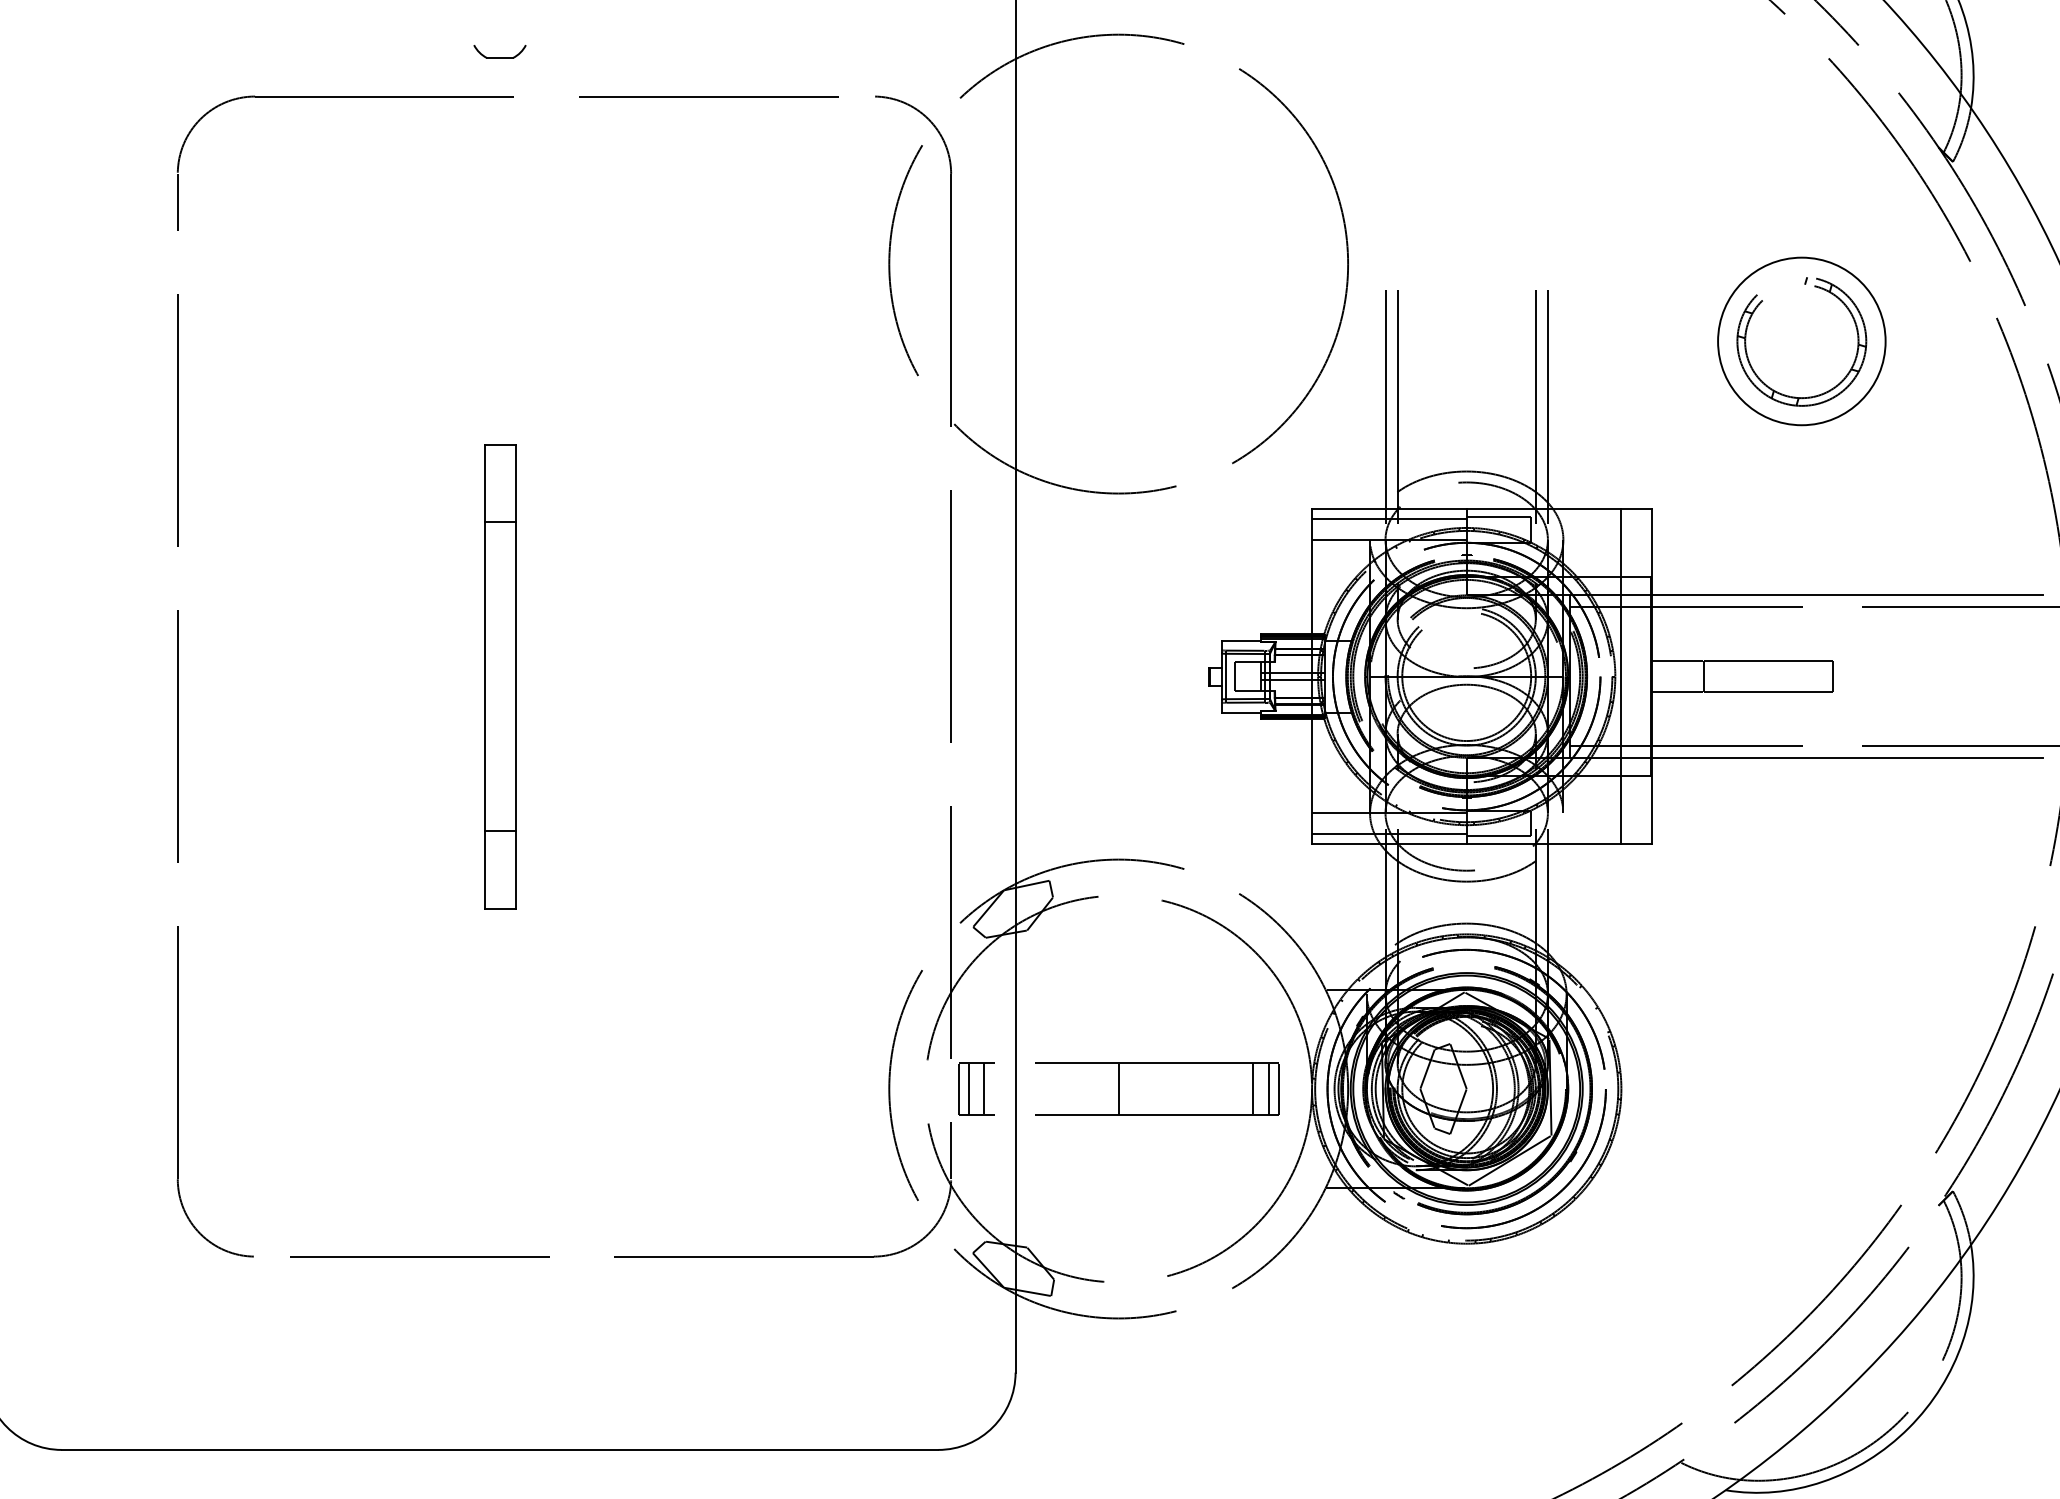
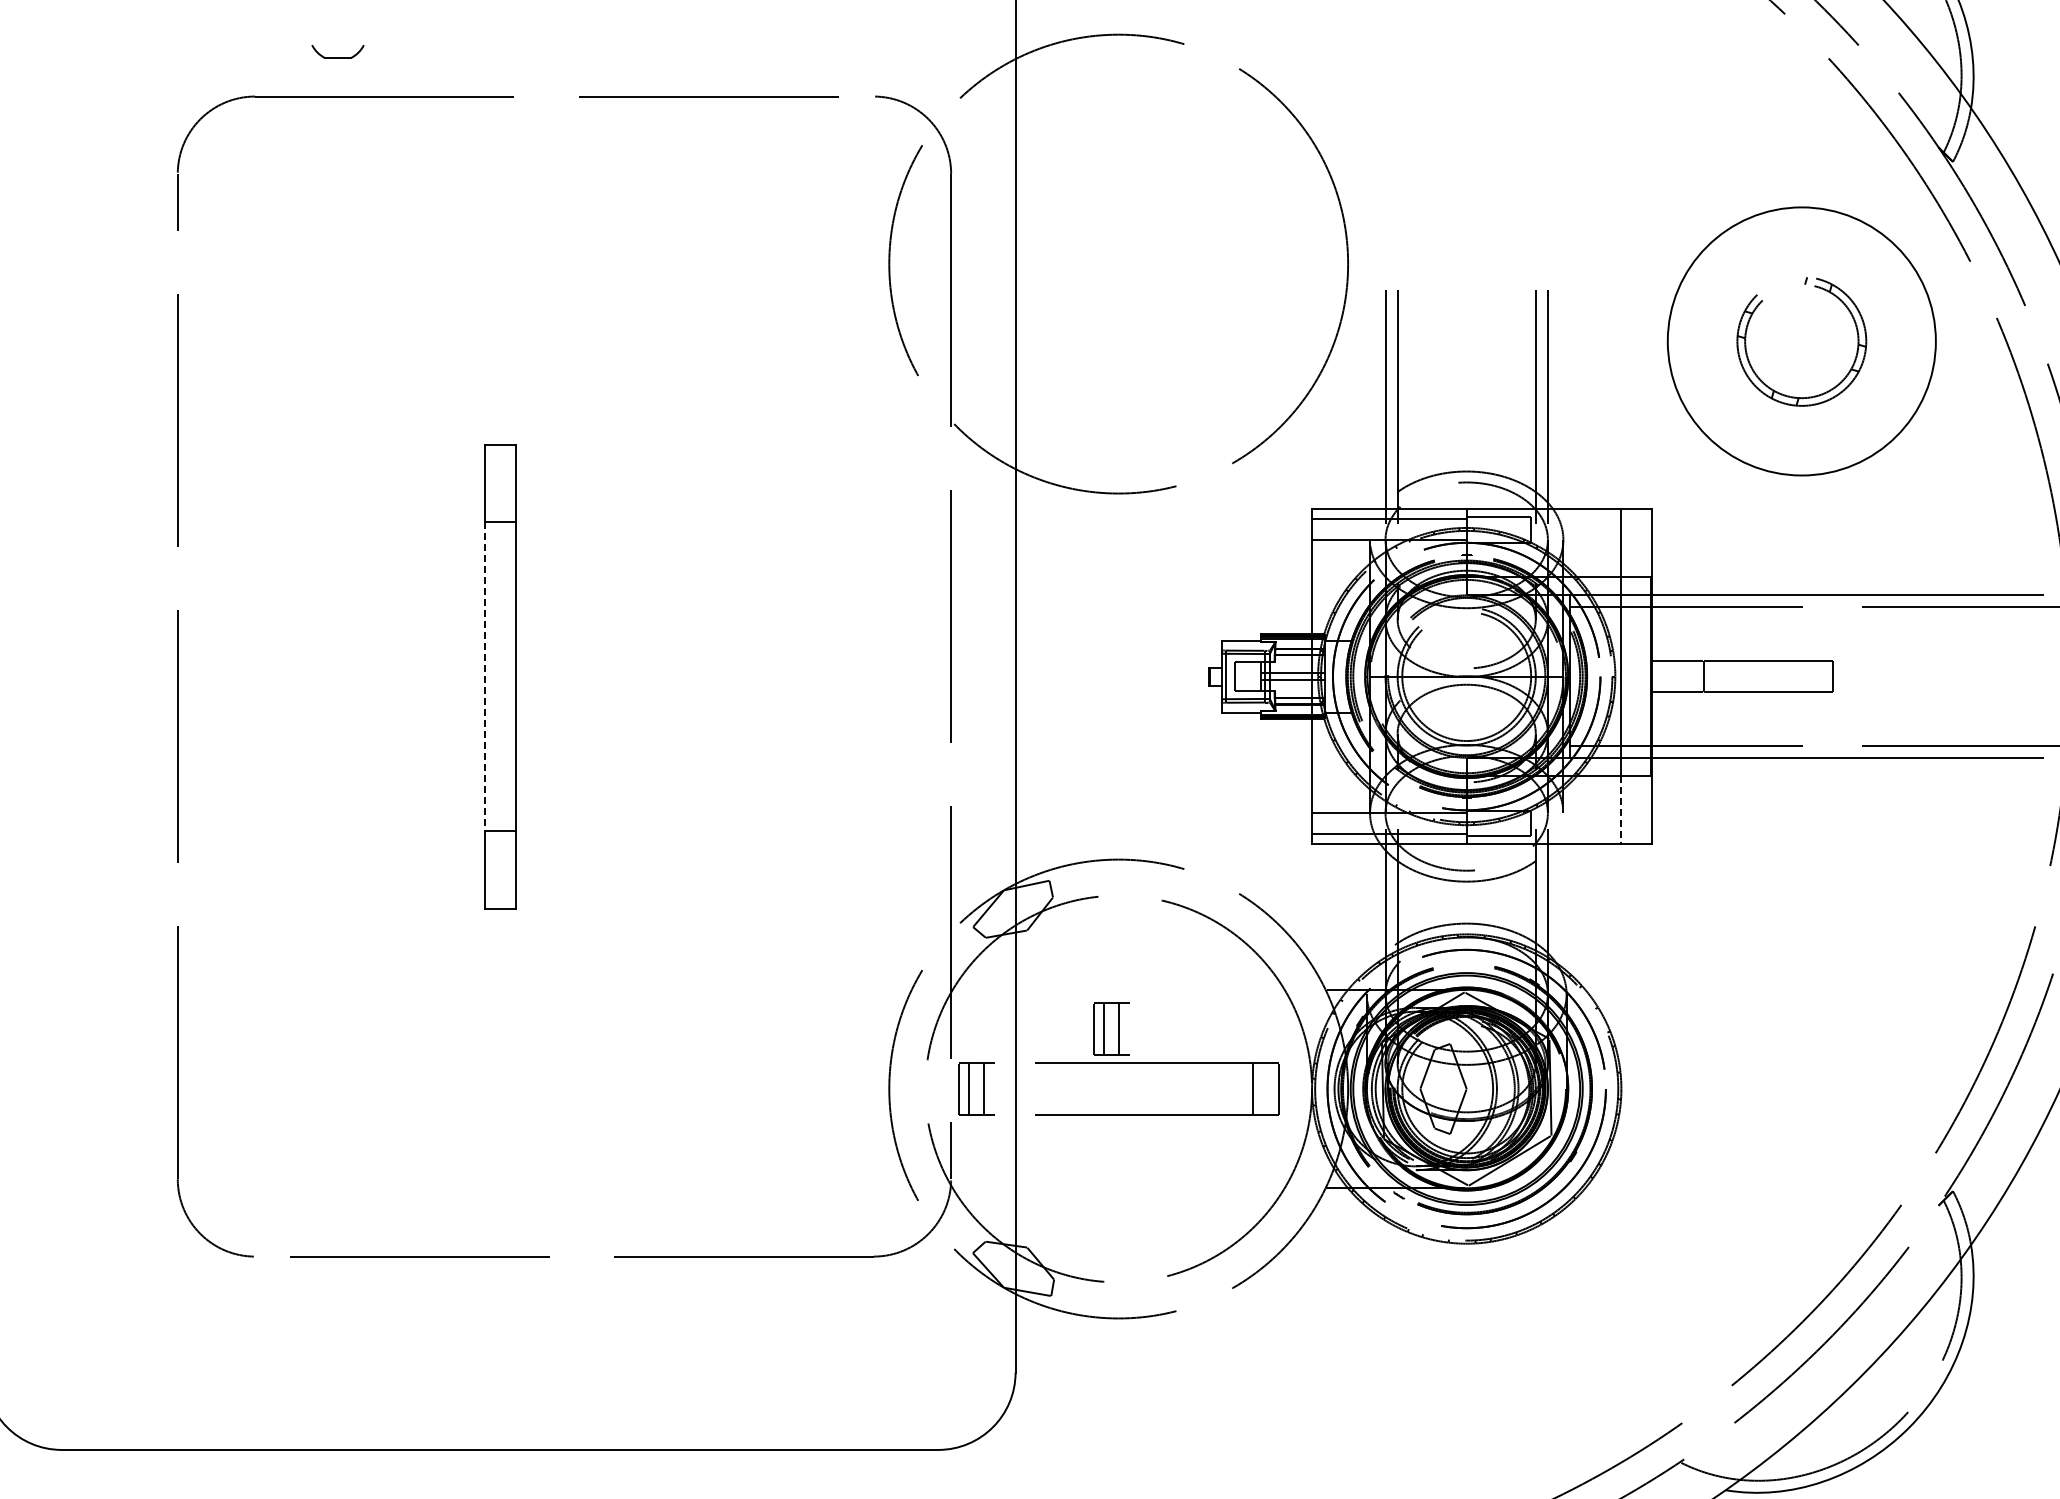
part position: (499, 51) -> (337, 51) (337, 51)
circle diameter: 168 px -> 268 px (1801, 341)
line: solid -> dashed (484, 676)
line: solid -> dashed (1621, 810)
part: none -> present (1111, 1028)
line: present -> none (1118, 1088)
line: present -> none (1268, 1088)
